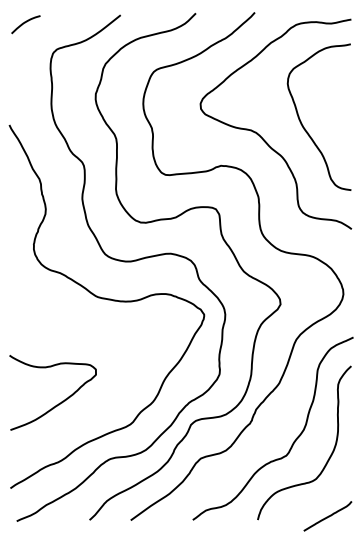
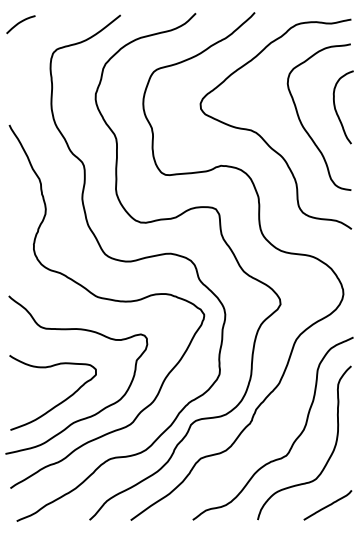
curve position: (25, 23) -> (20, 23) (20, 23)
curve: none -> present (336, 109)
curve: none -> present (99, 410)
curve position: (327, 516) -> (327, 505) (327, 505)
